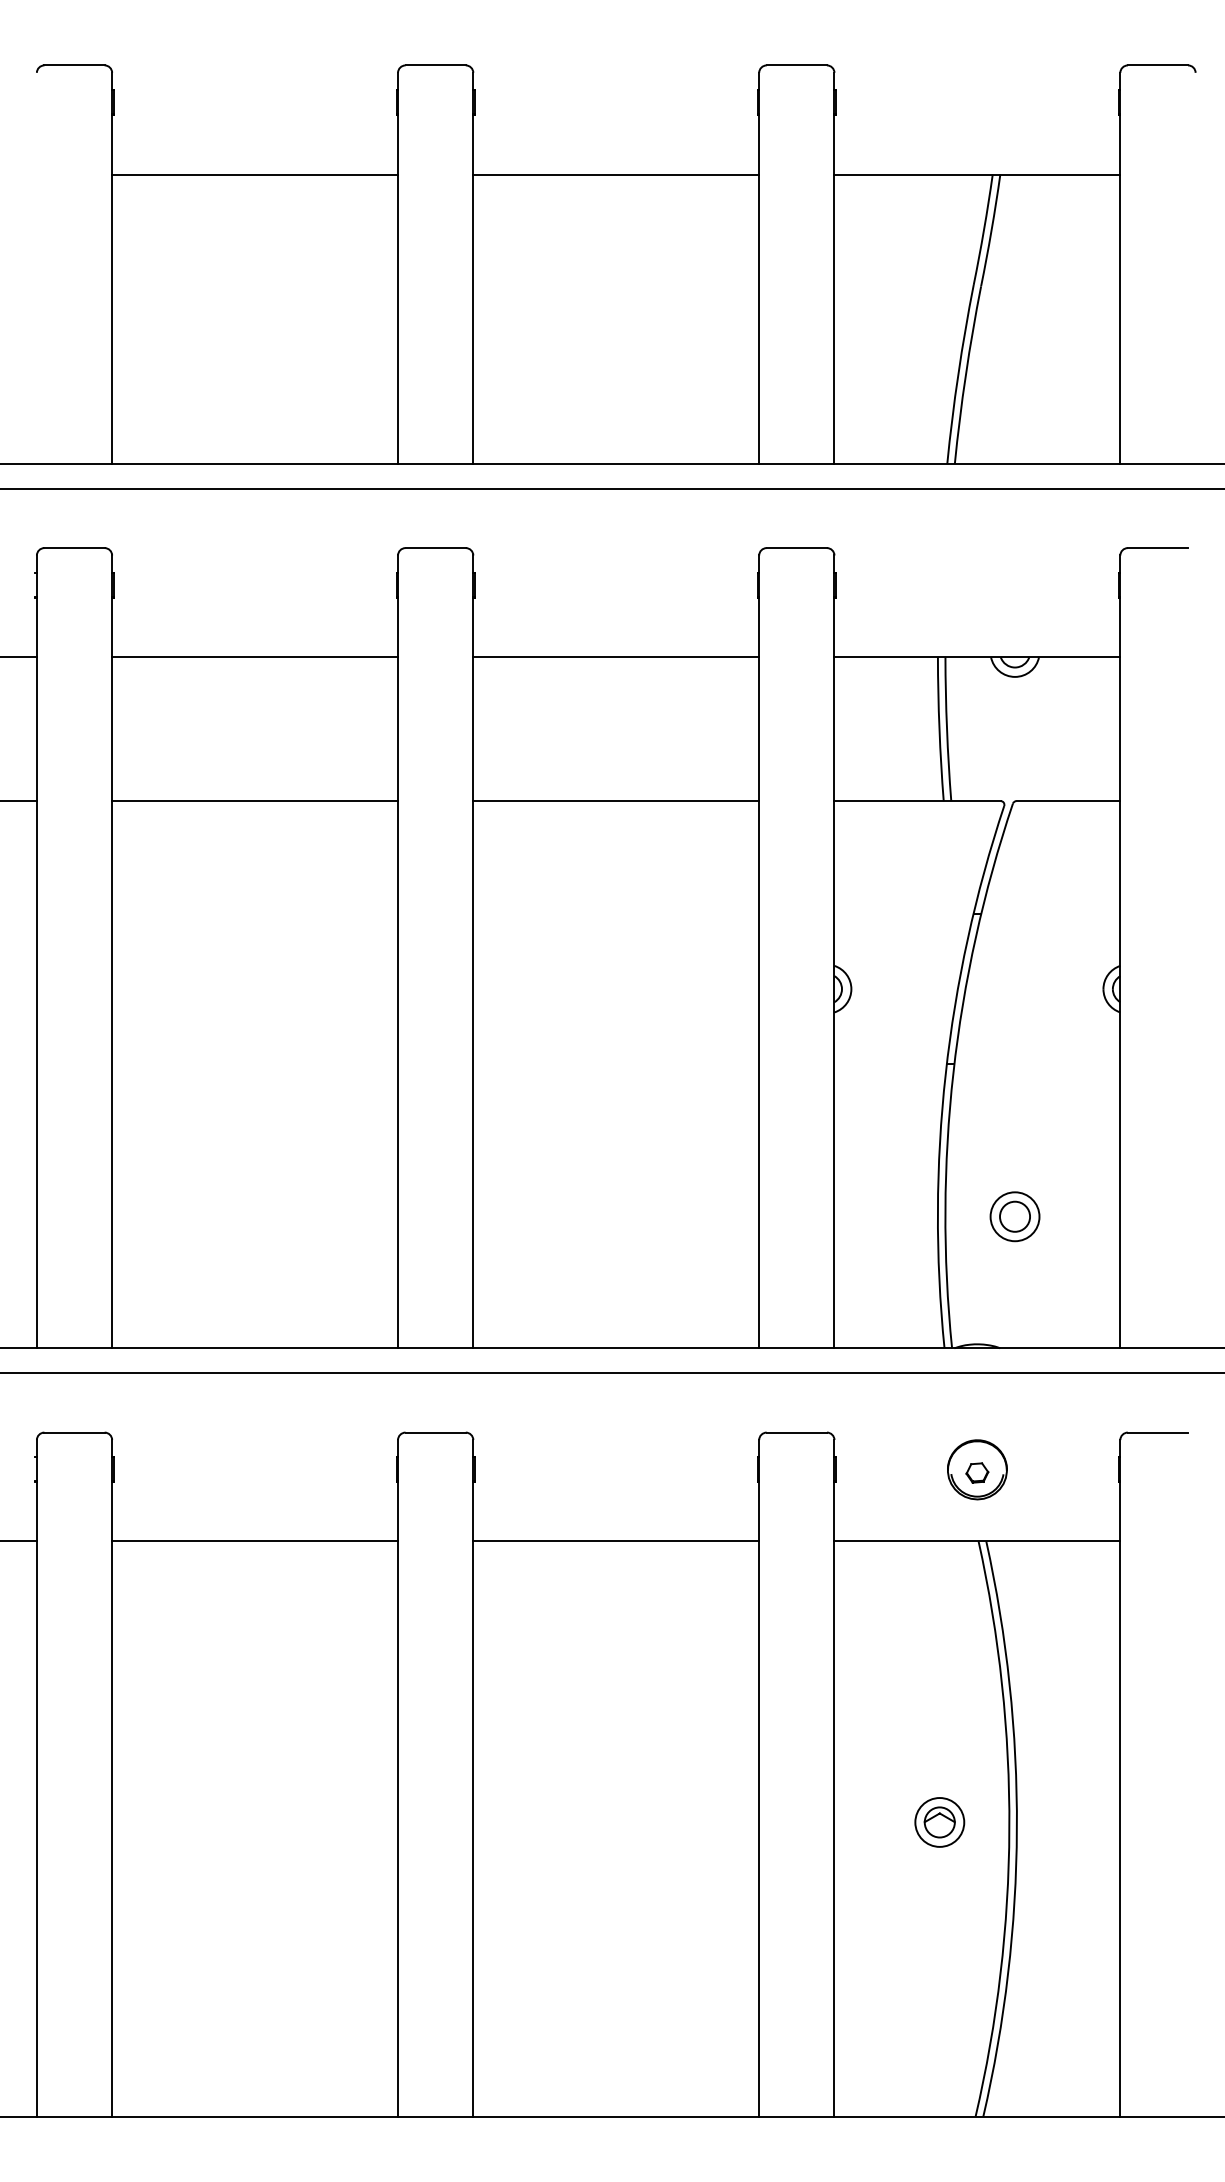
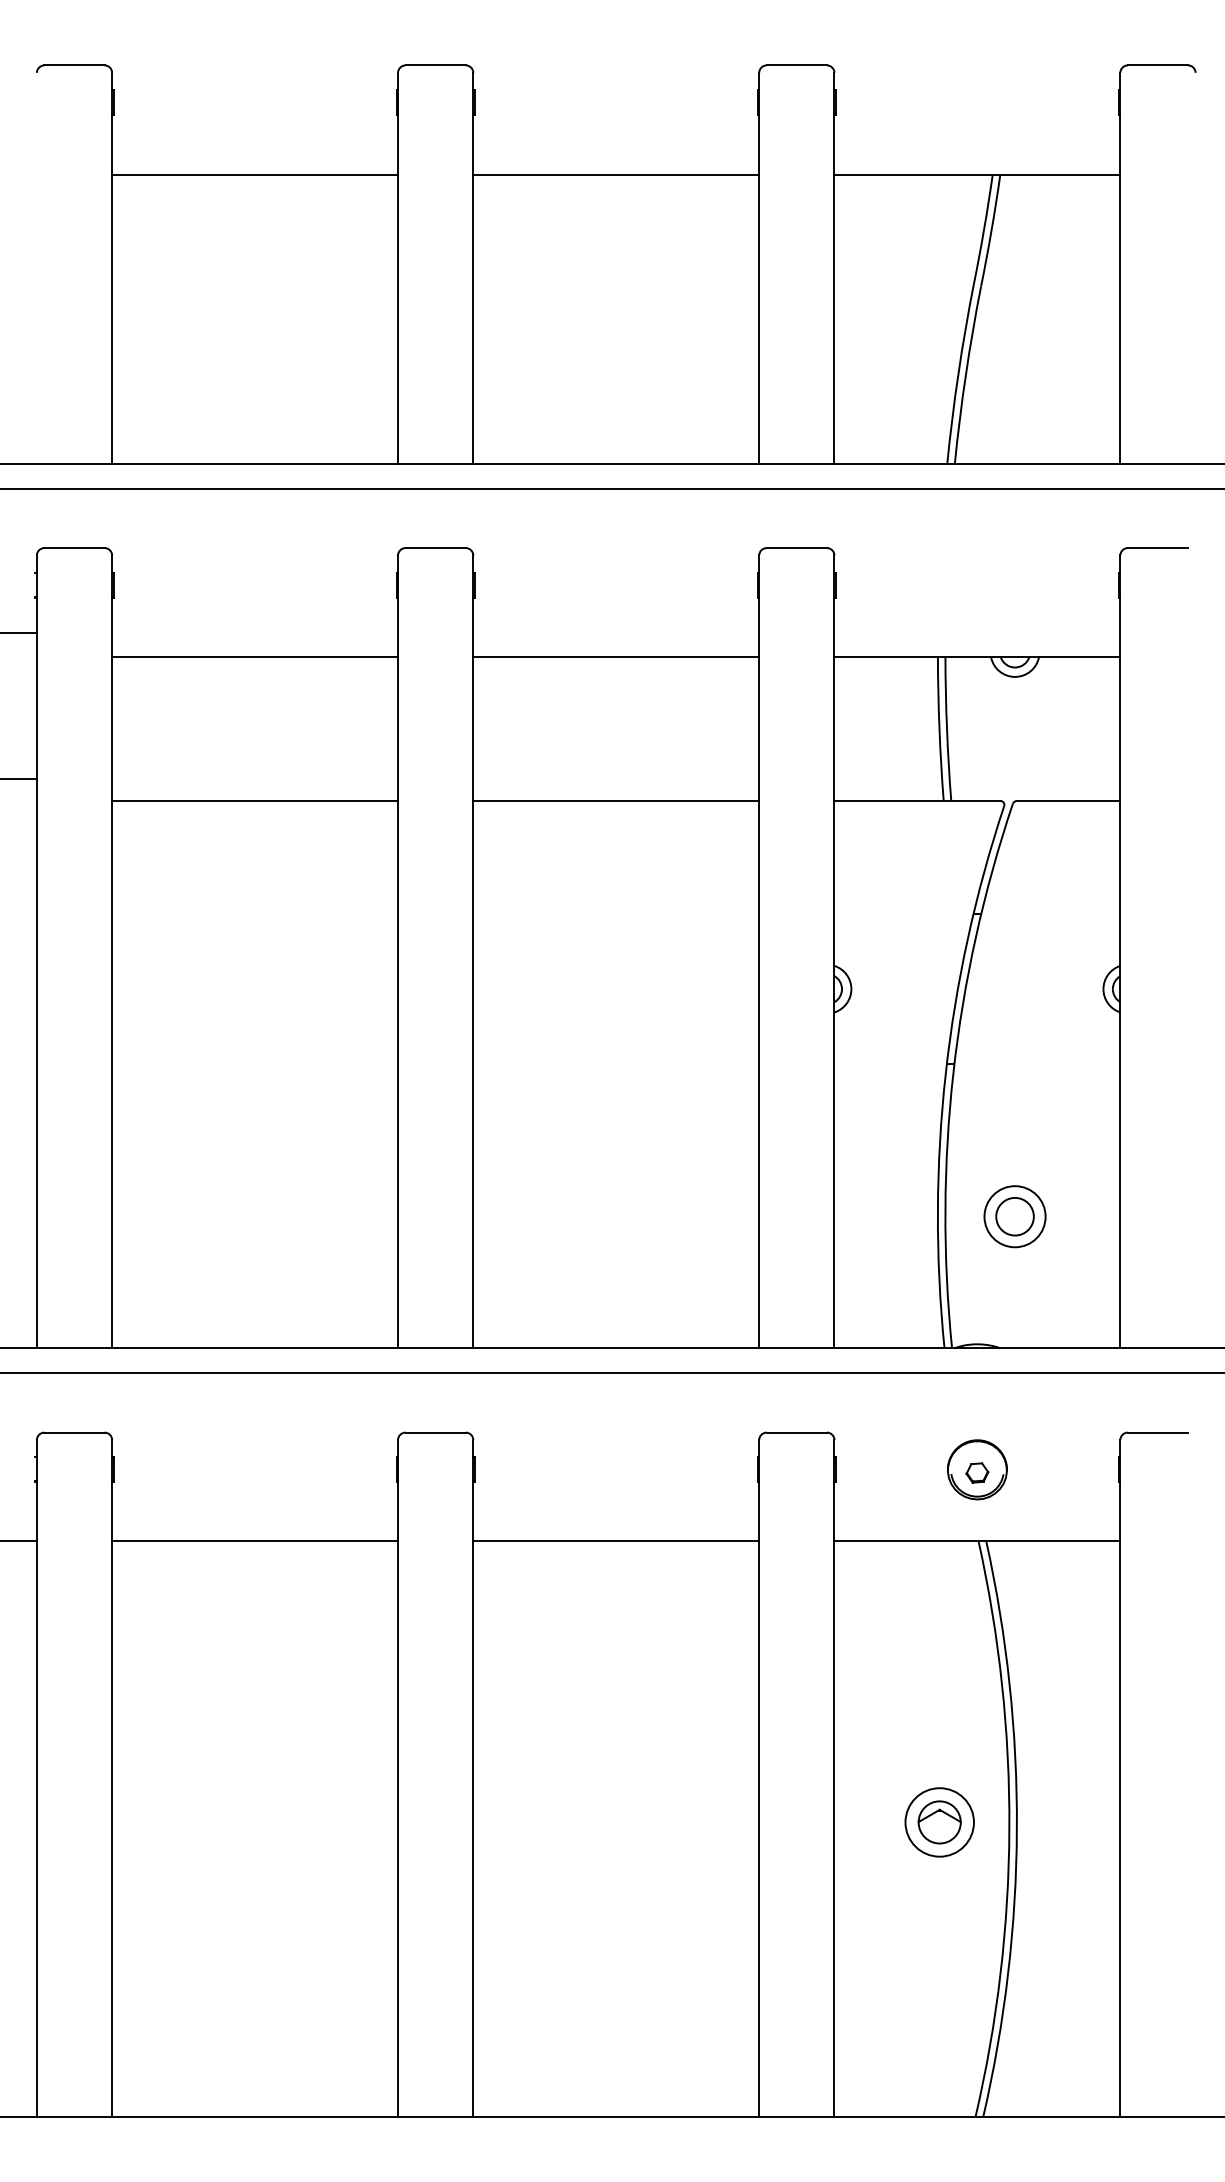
line position: (19, 657) -> (19, 633) (19, 633)
line position: (19, 801) -> (19, 779) (19, 779)
part size: 52x52 px -> 64x64 px (1014, 1216)
part size: 52x51 px -> 71x71 px (939, 1822)
